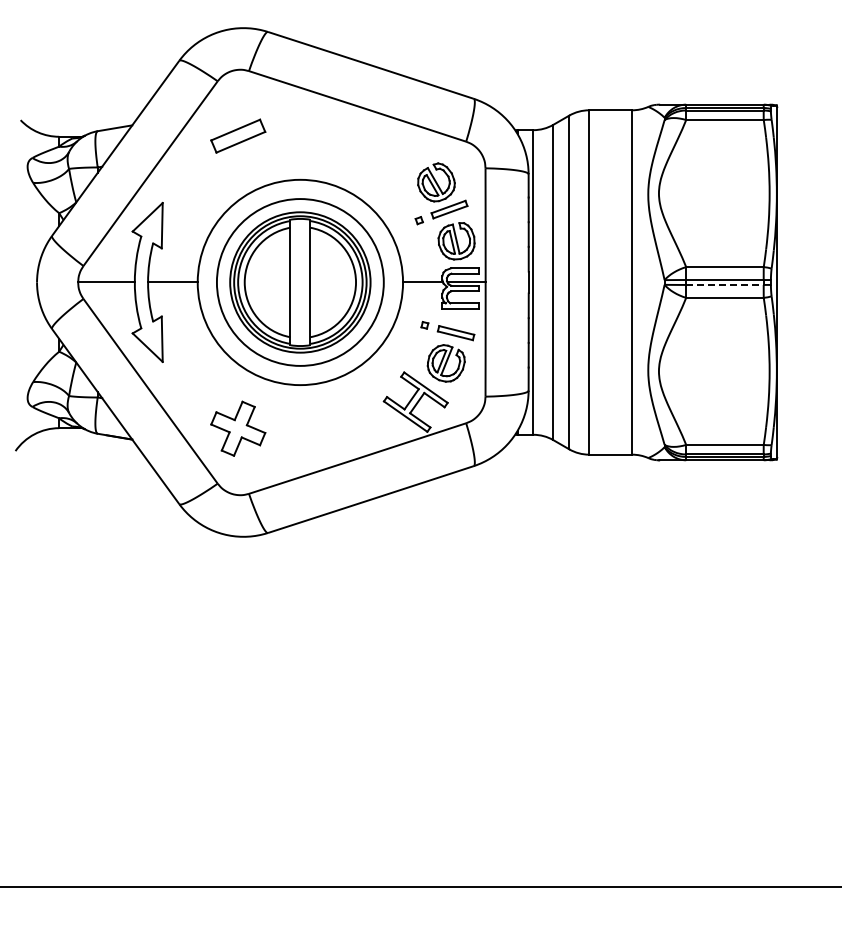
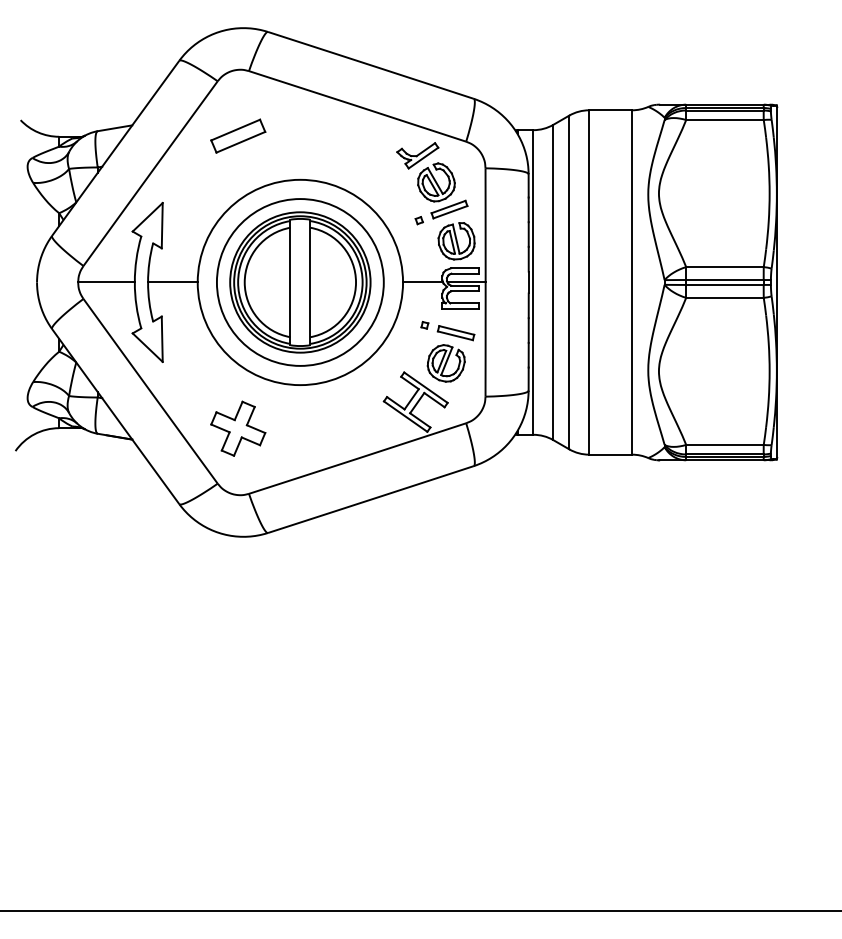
part: none -> present (417, 155)
line: dashed -> solid (724, 284)
line position: (420, 886) -> (420, 910) (420, 910)
